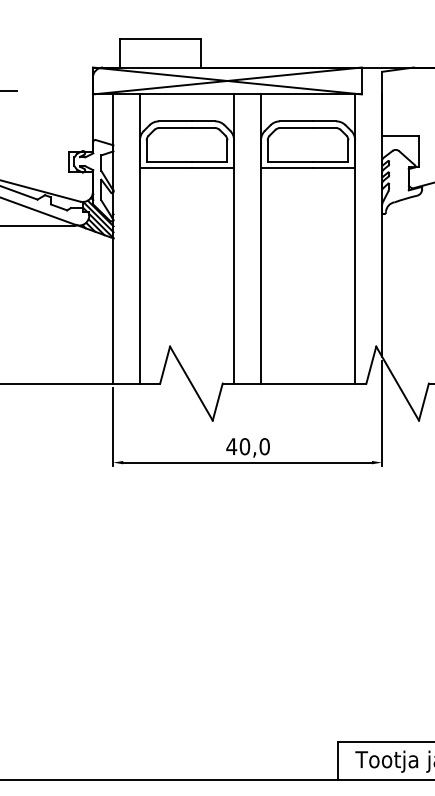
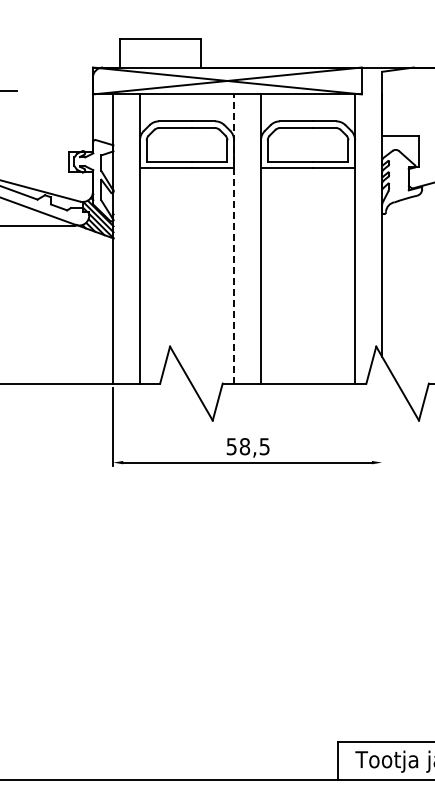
line: solid -> dashed (234, 239)
line: present -> none (382, 412)
text: 40,0 -> 58,5 (247, 446)
